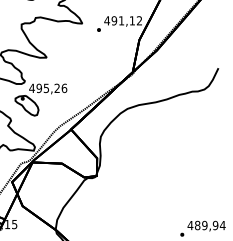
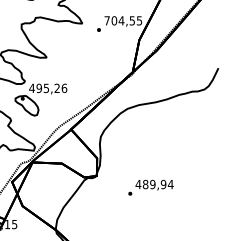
text: 491,12 -> 704,55 (123, 20)
text position: (202, 228) -> (150, 187) (150, 187)
